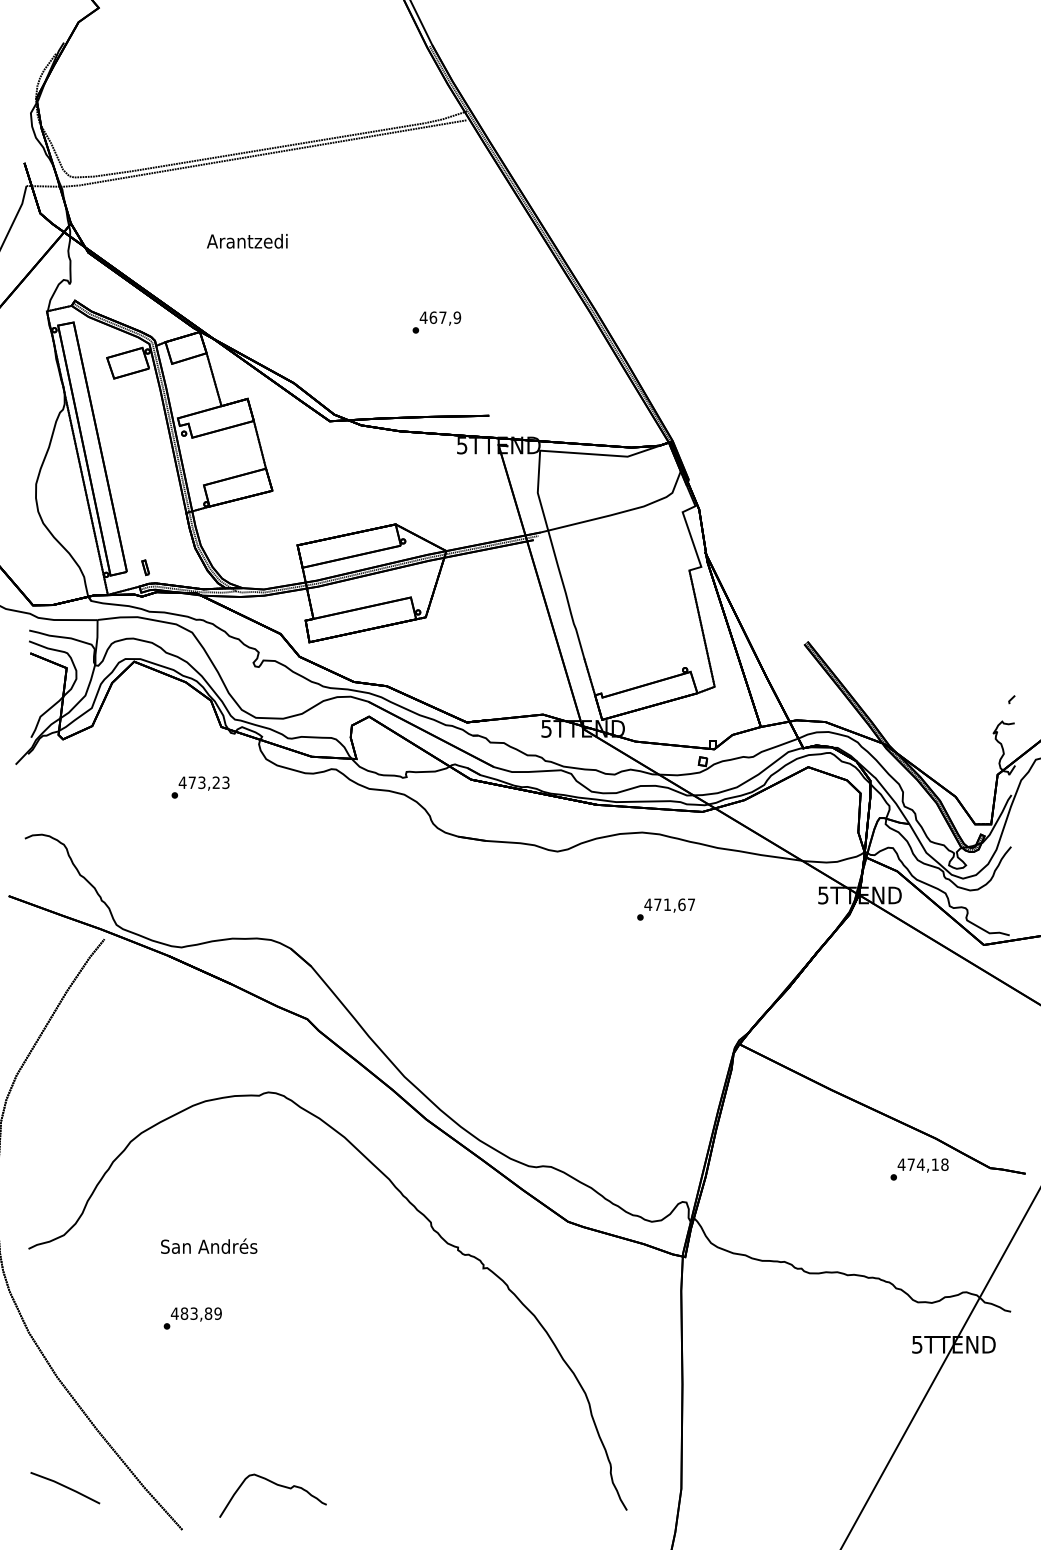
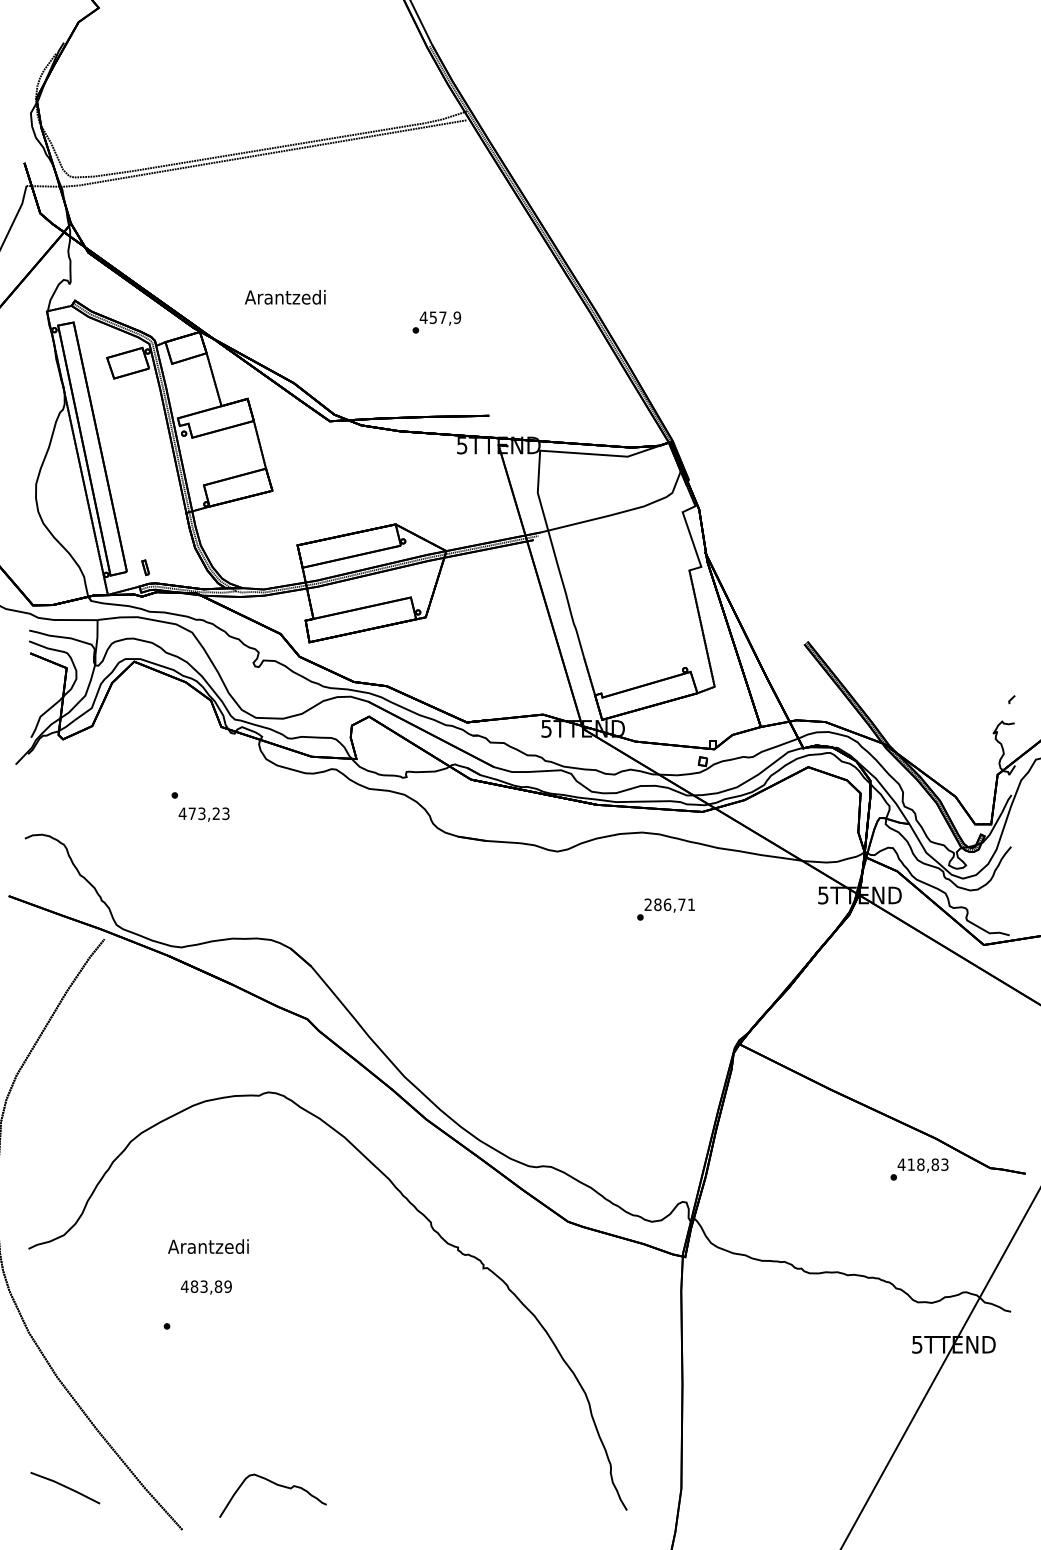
text position: (247, 241) -> (285, 297) (285, 297)
text: 467,9 -> 457,9 (433, 317)
text position: (203, 783) -> (203, 814) (203, 814)
text: 471,67 -> 286,71 (669, 904)
text: 474,18 -> 418,83 (927, 1164)
text: San Andrés -> Arantzedi (209, 1245)
text position: (195, 1314) -> (205, 1287) (205, 1287)
